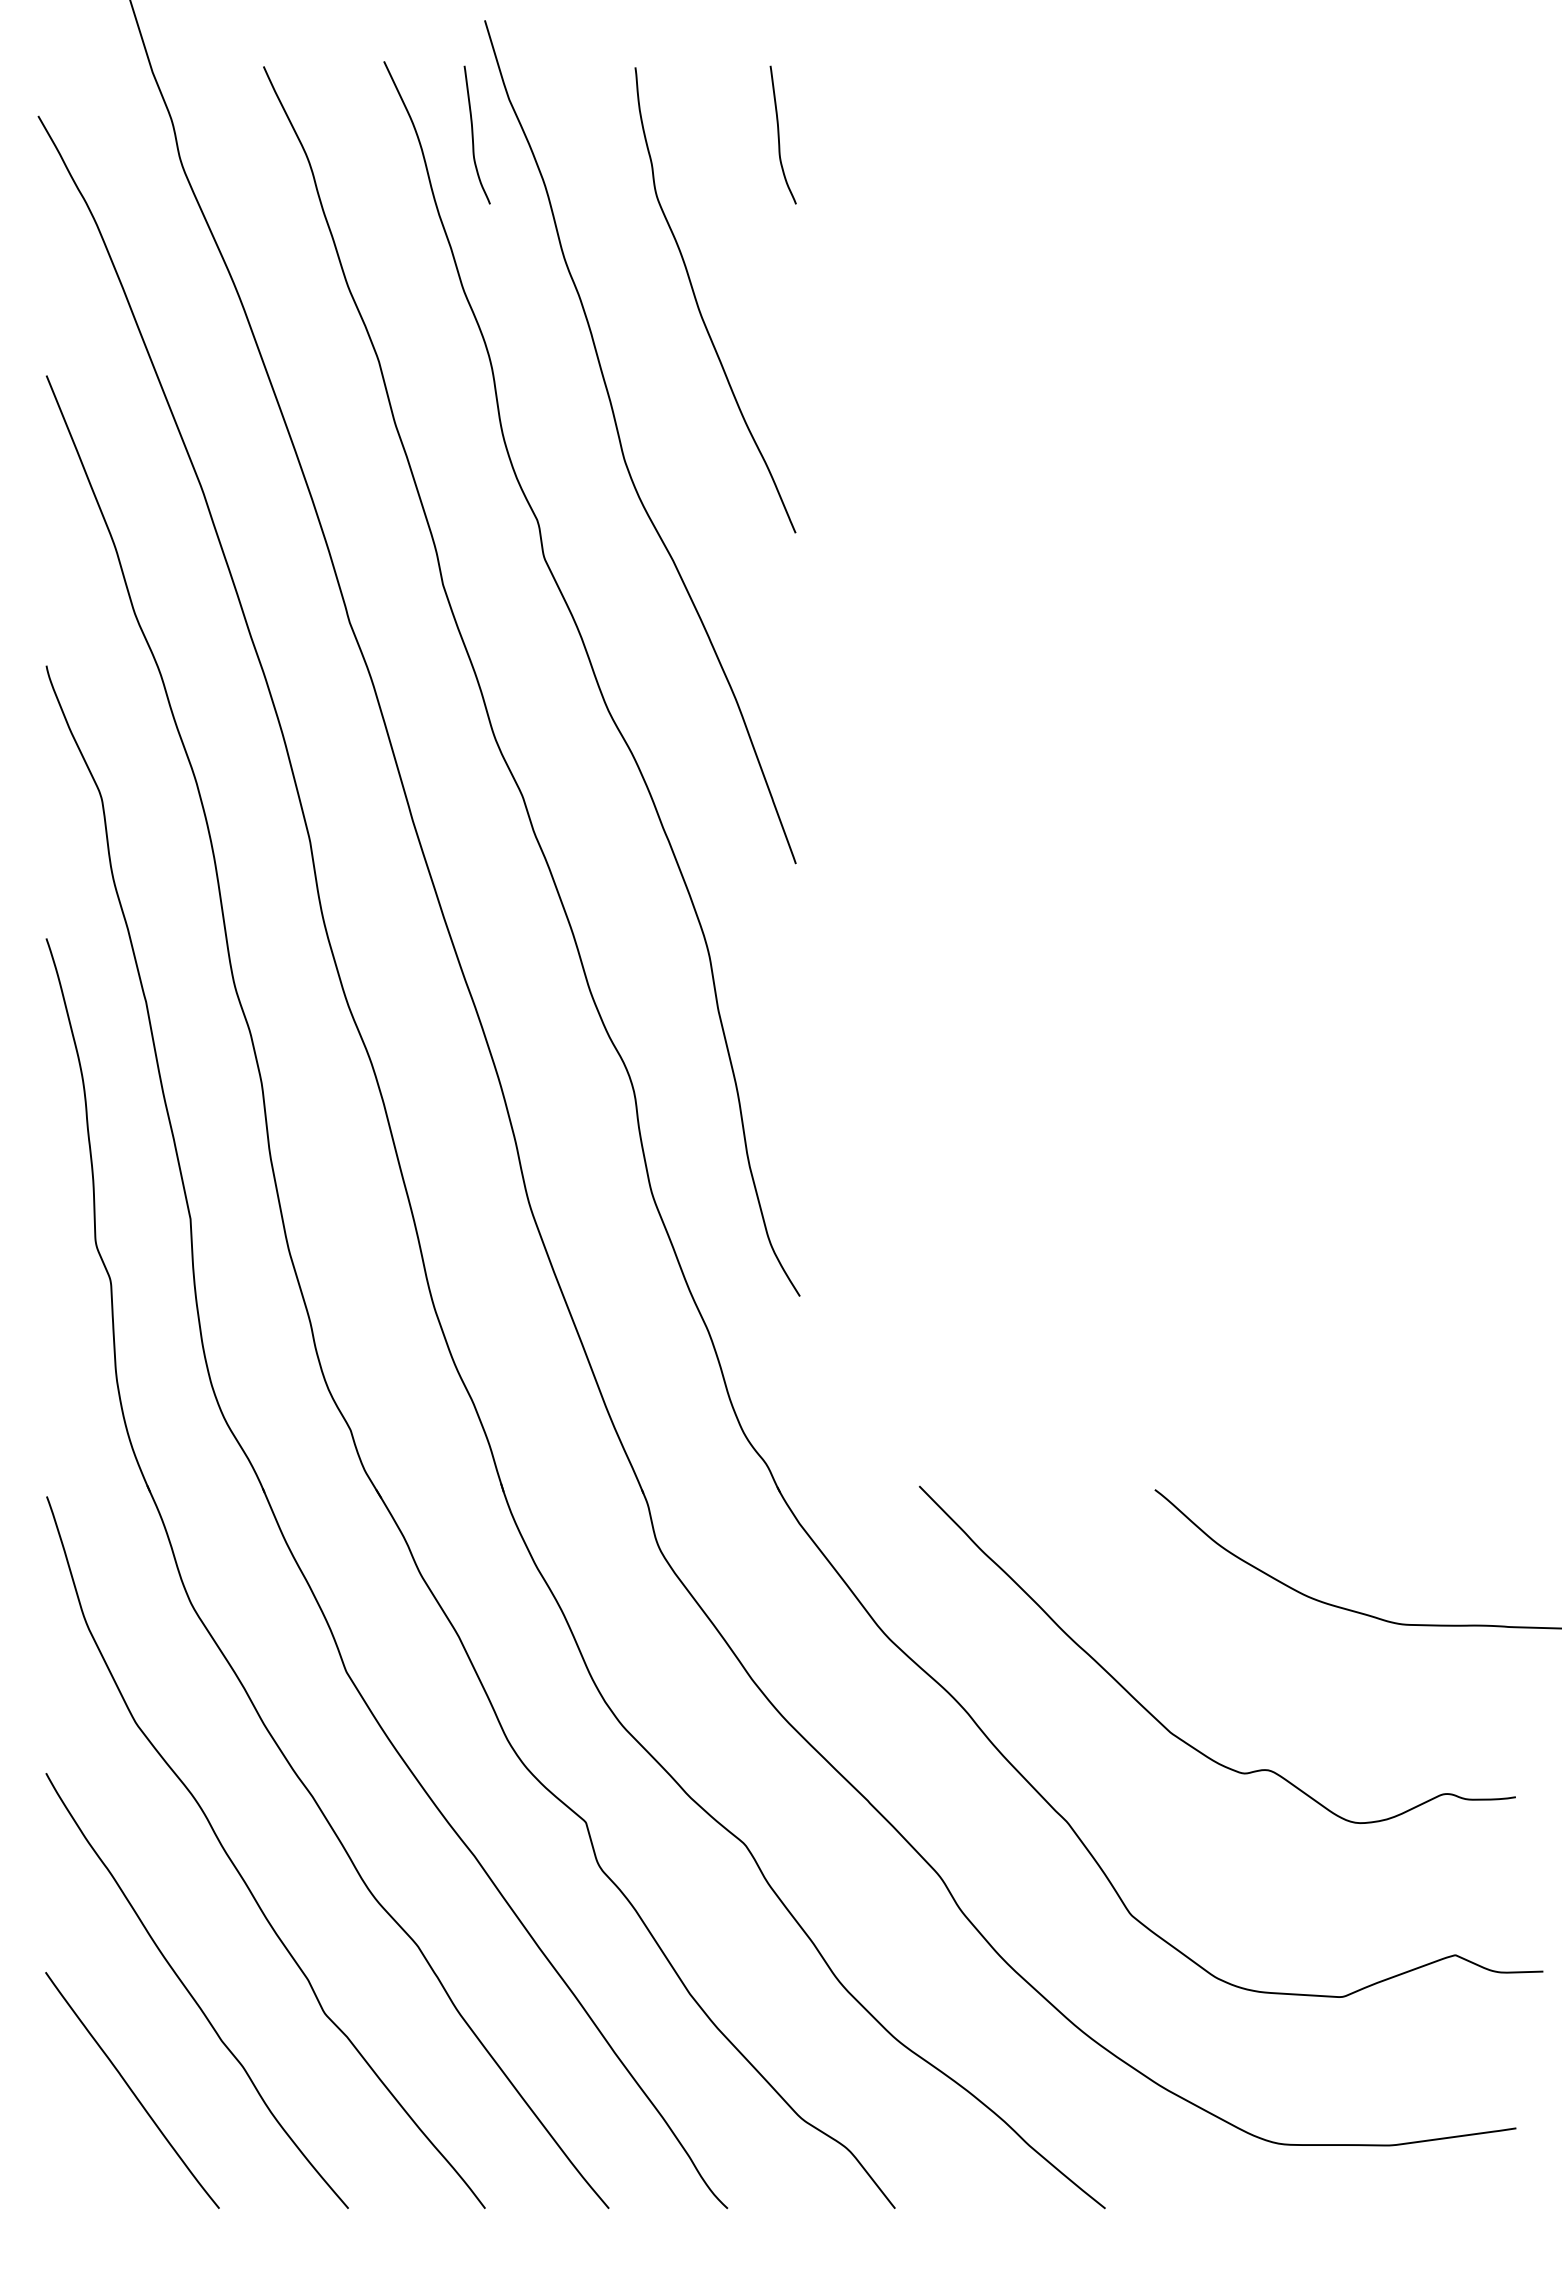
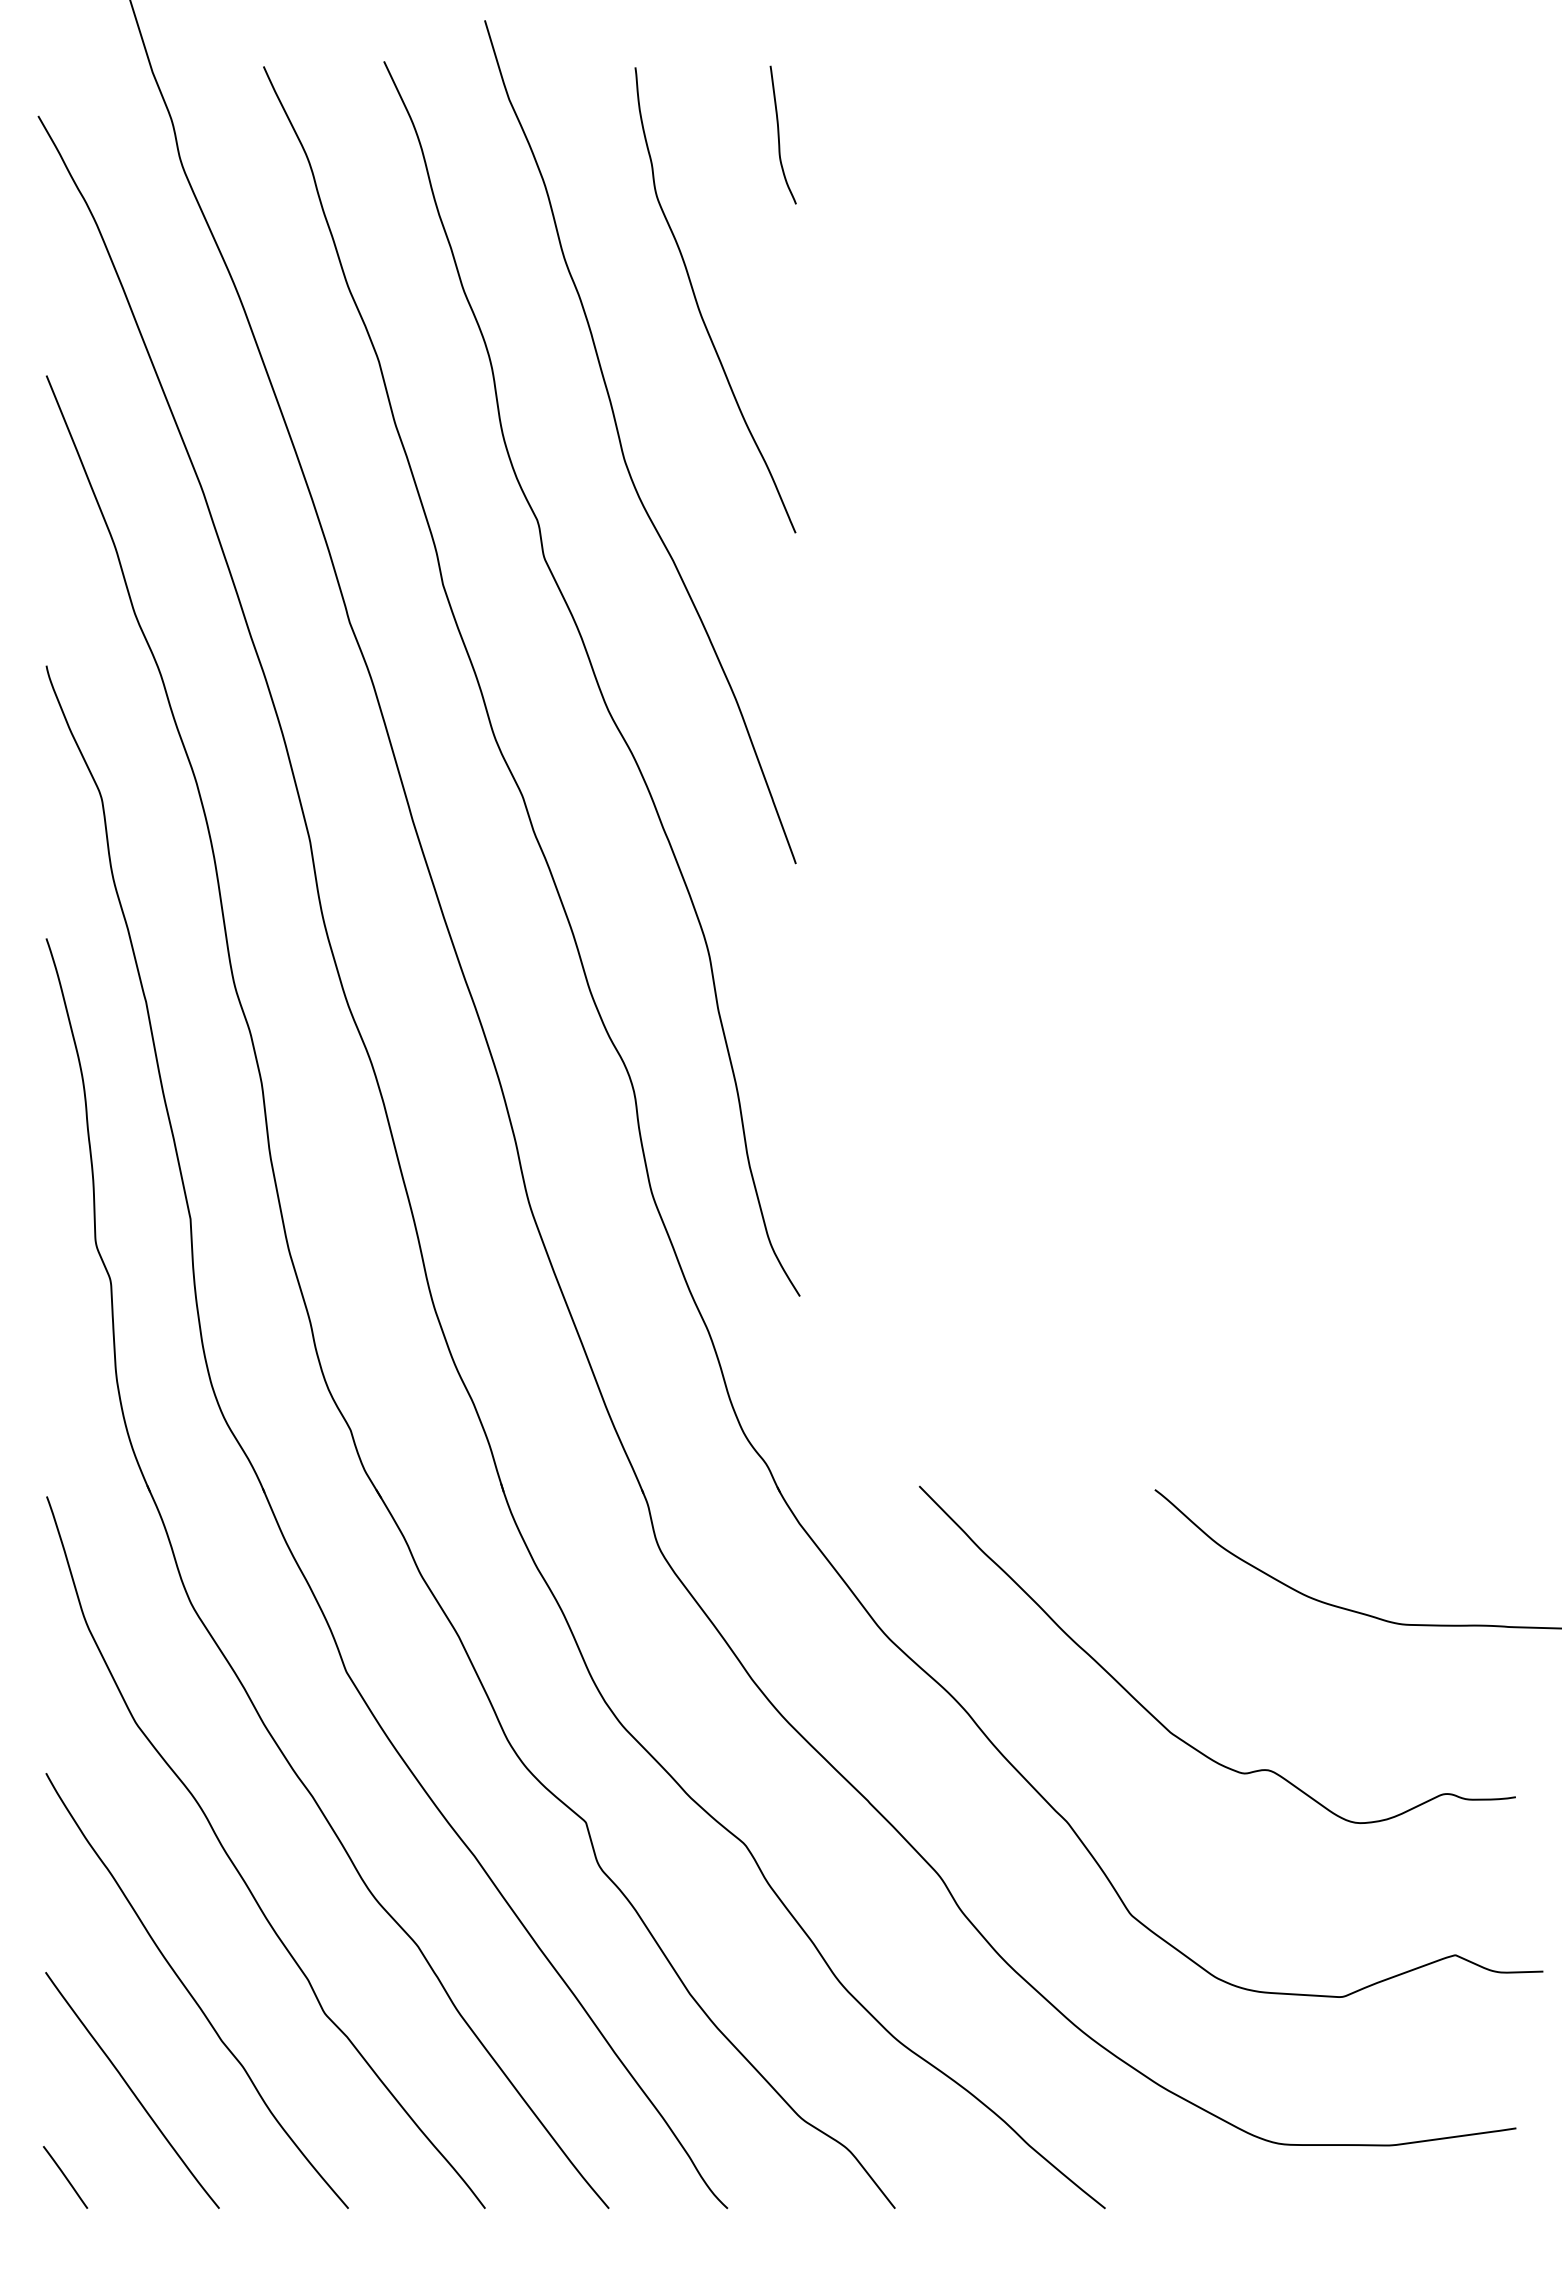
curve: present -> none (473, 134)
line: none -> present (65, 2177)
